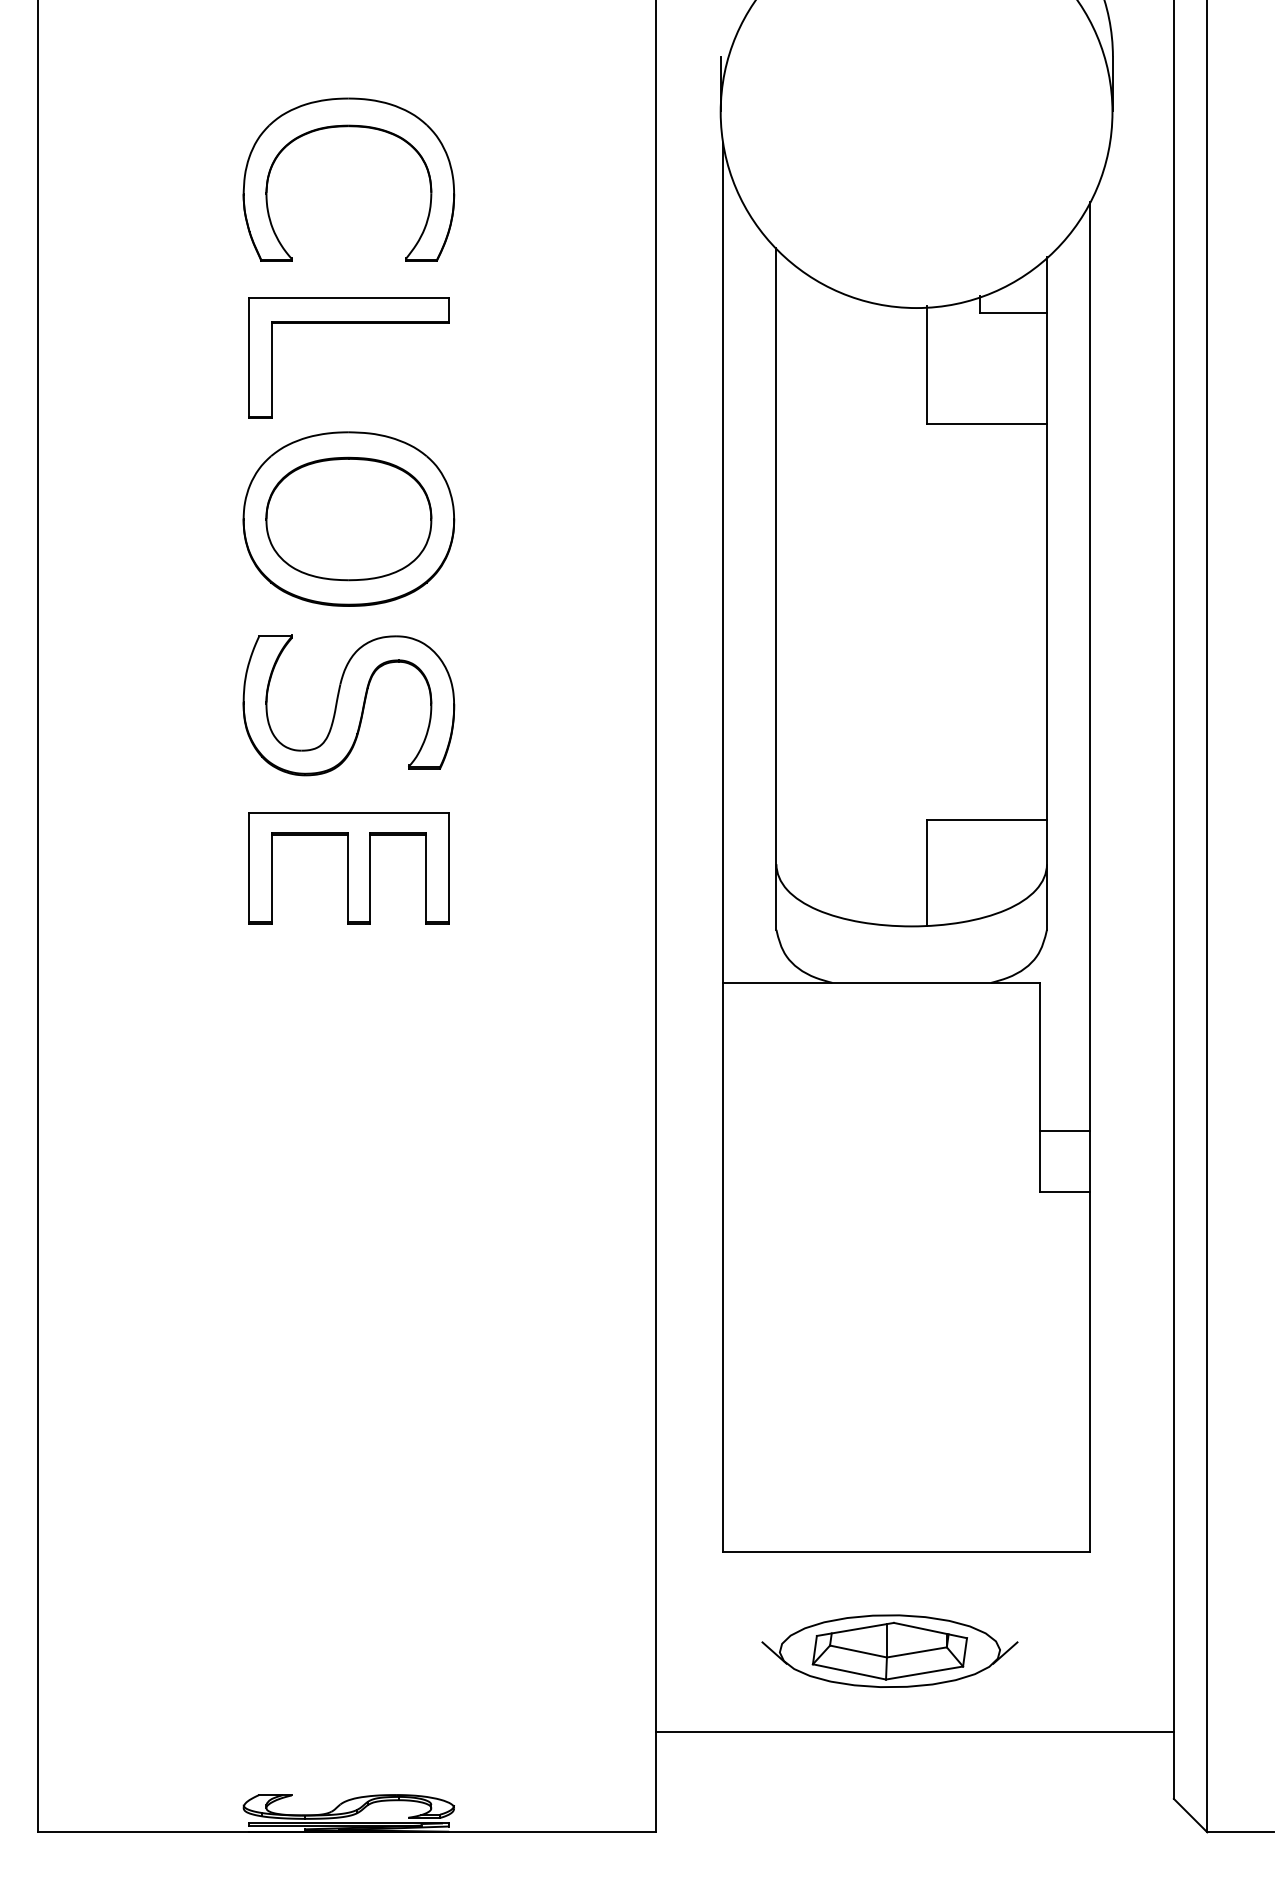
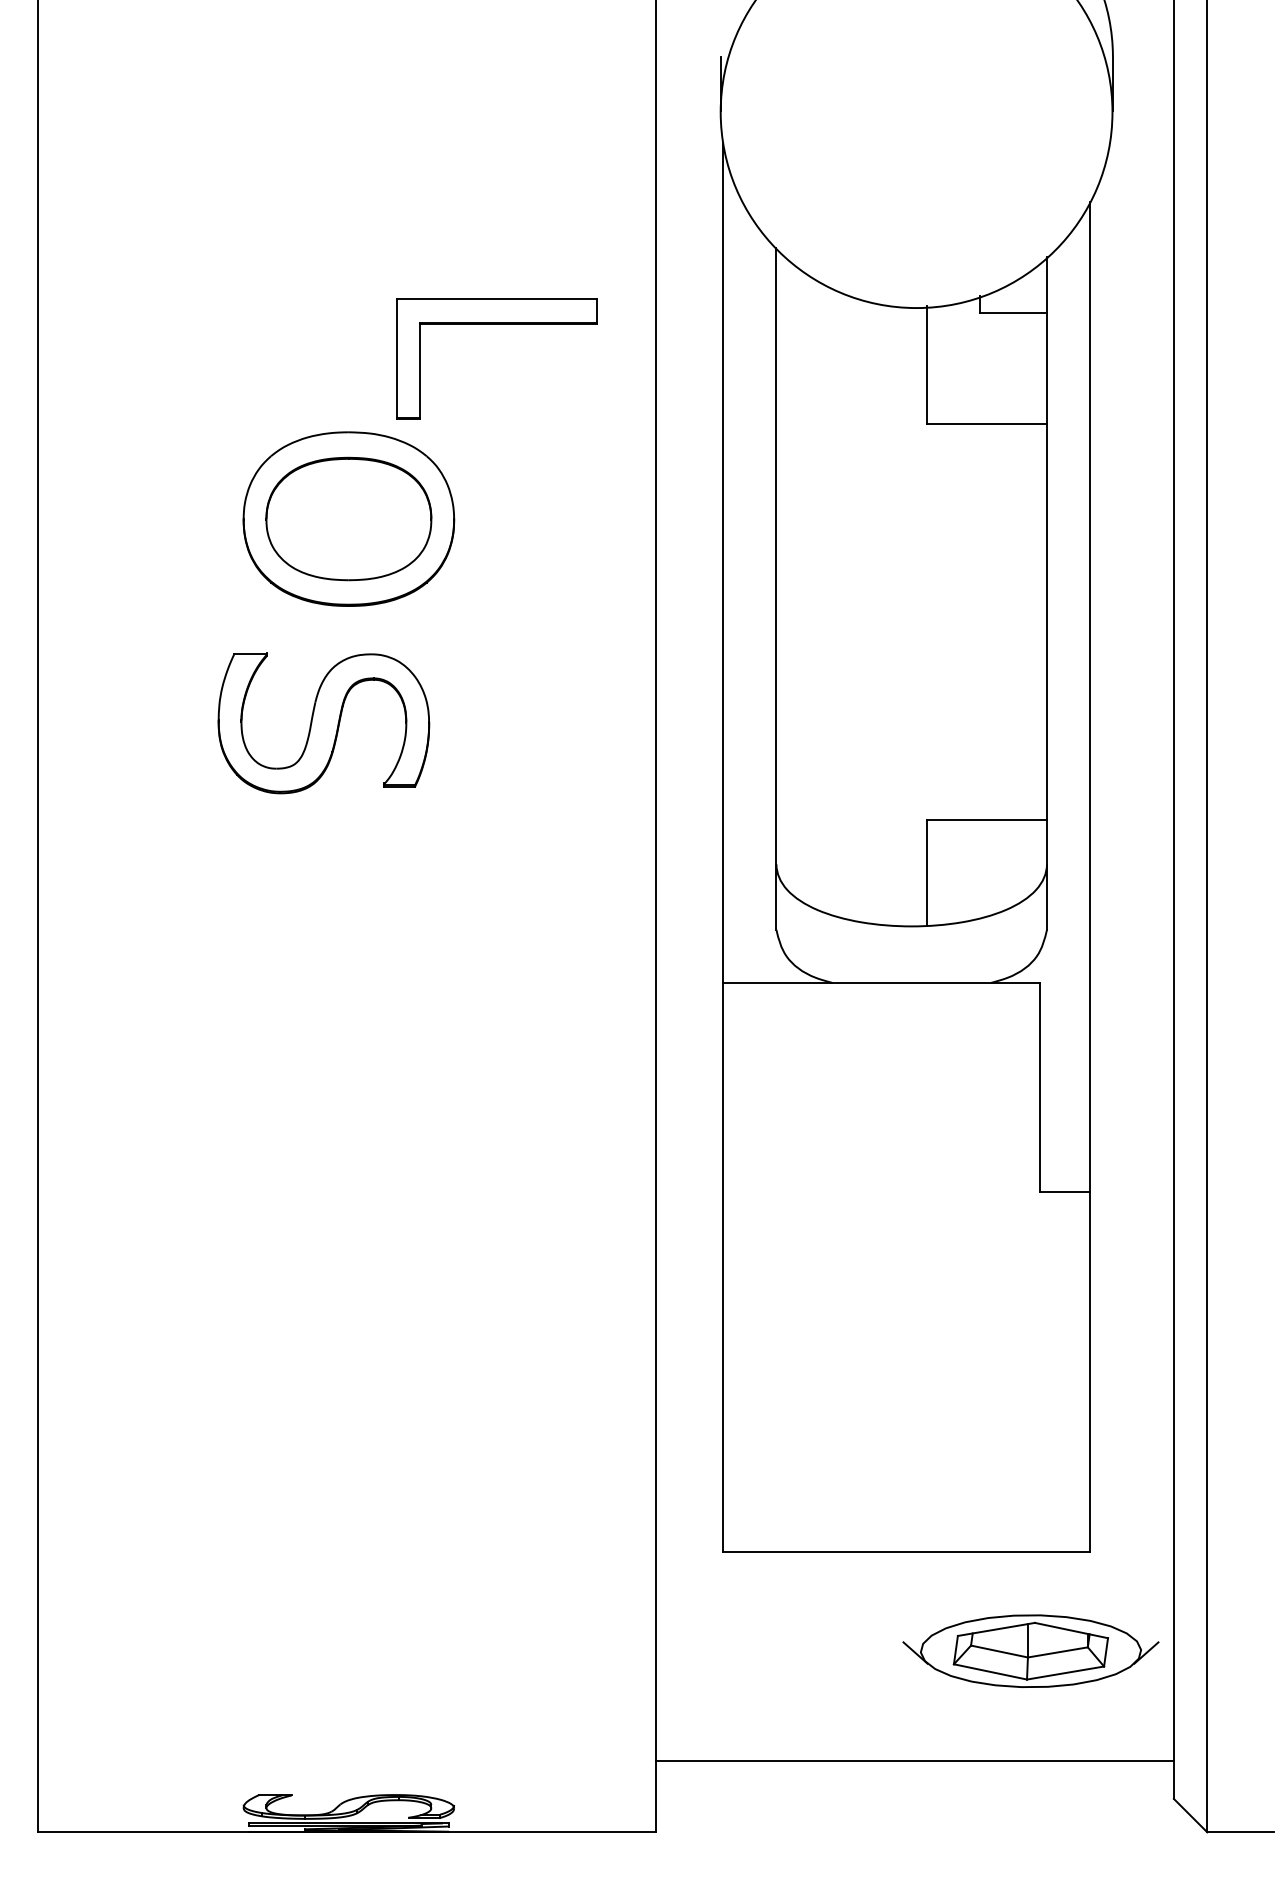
part: present -> none (348, 127)
part position: (348, 323) -> (496, 324) (496, 324)
part position: (348, 705) -> (323, 723) (323, 723)
part: present -> none (348, 868)
line: present -> none (1065, 1130)
part position: (889, 1650) -> (1030, 1650) (1030, 1650)
line position: (914, 1732) -> (914, 1761) (914, 1761)
